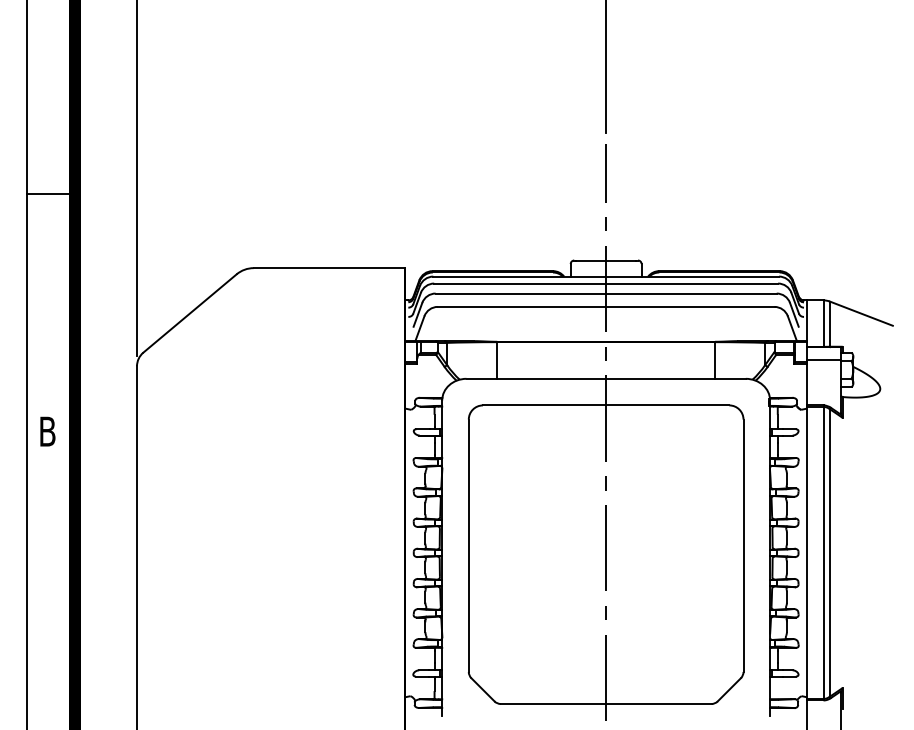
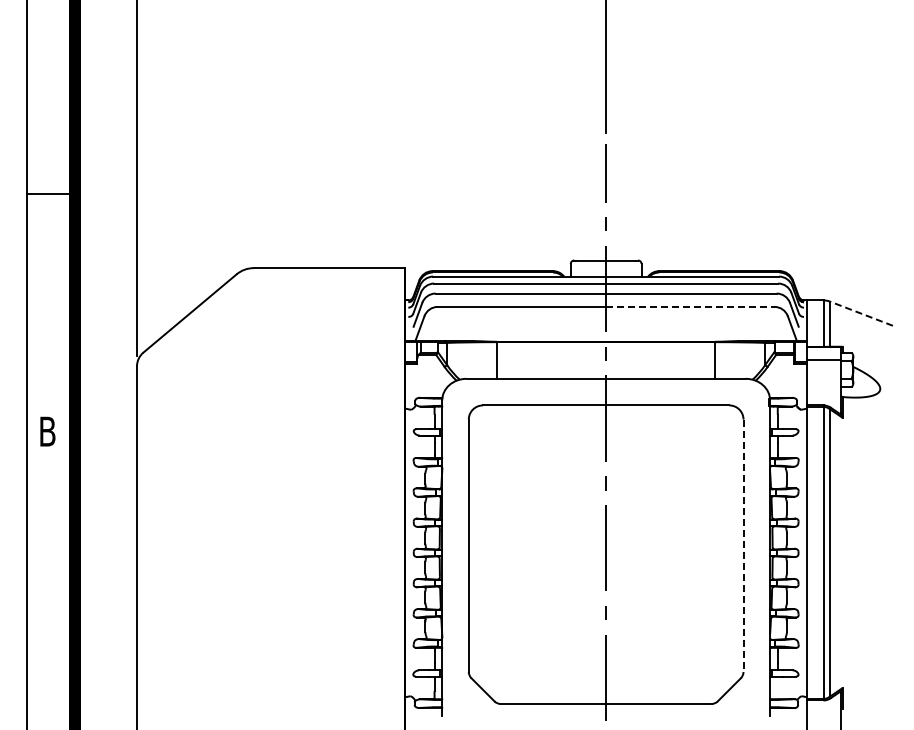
line: solid -> dashed (690, 306)
line: solid -> dashed (861, 313)
line: solid -> dashed (743, 546)
